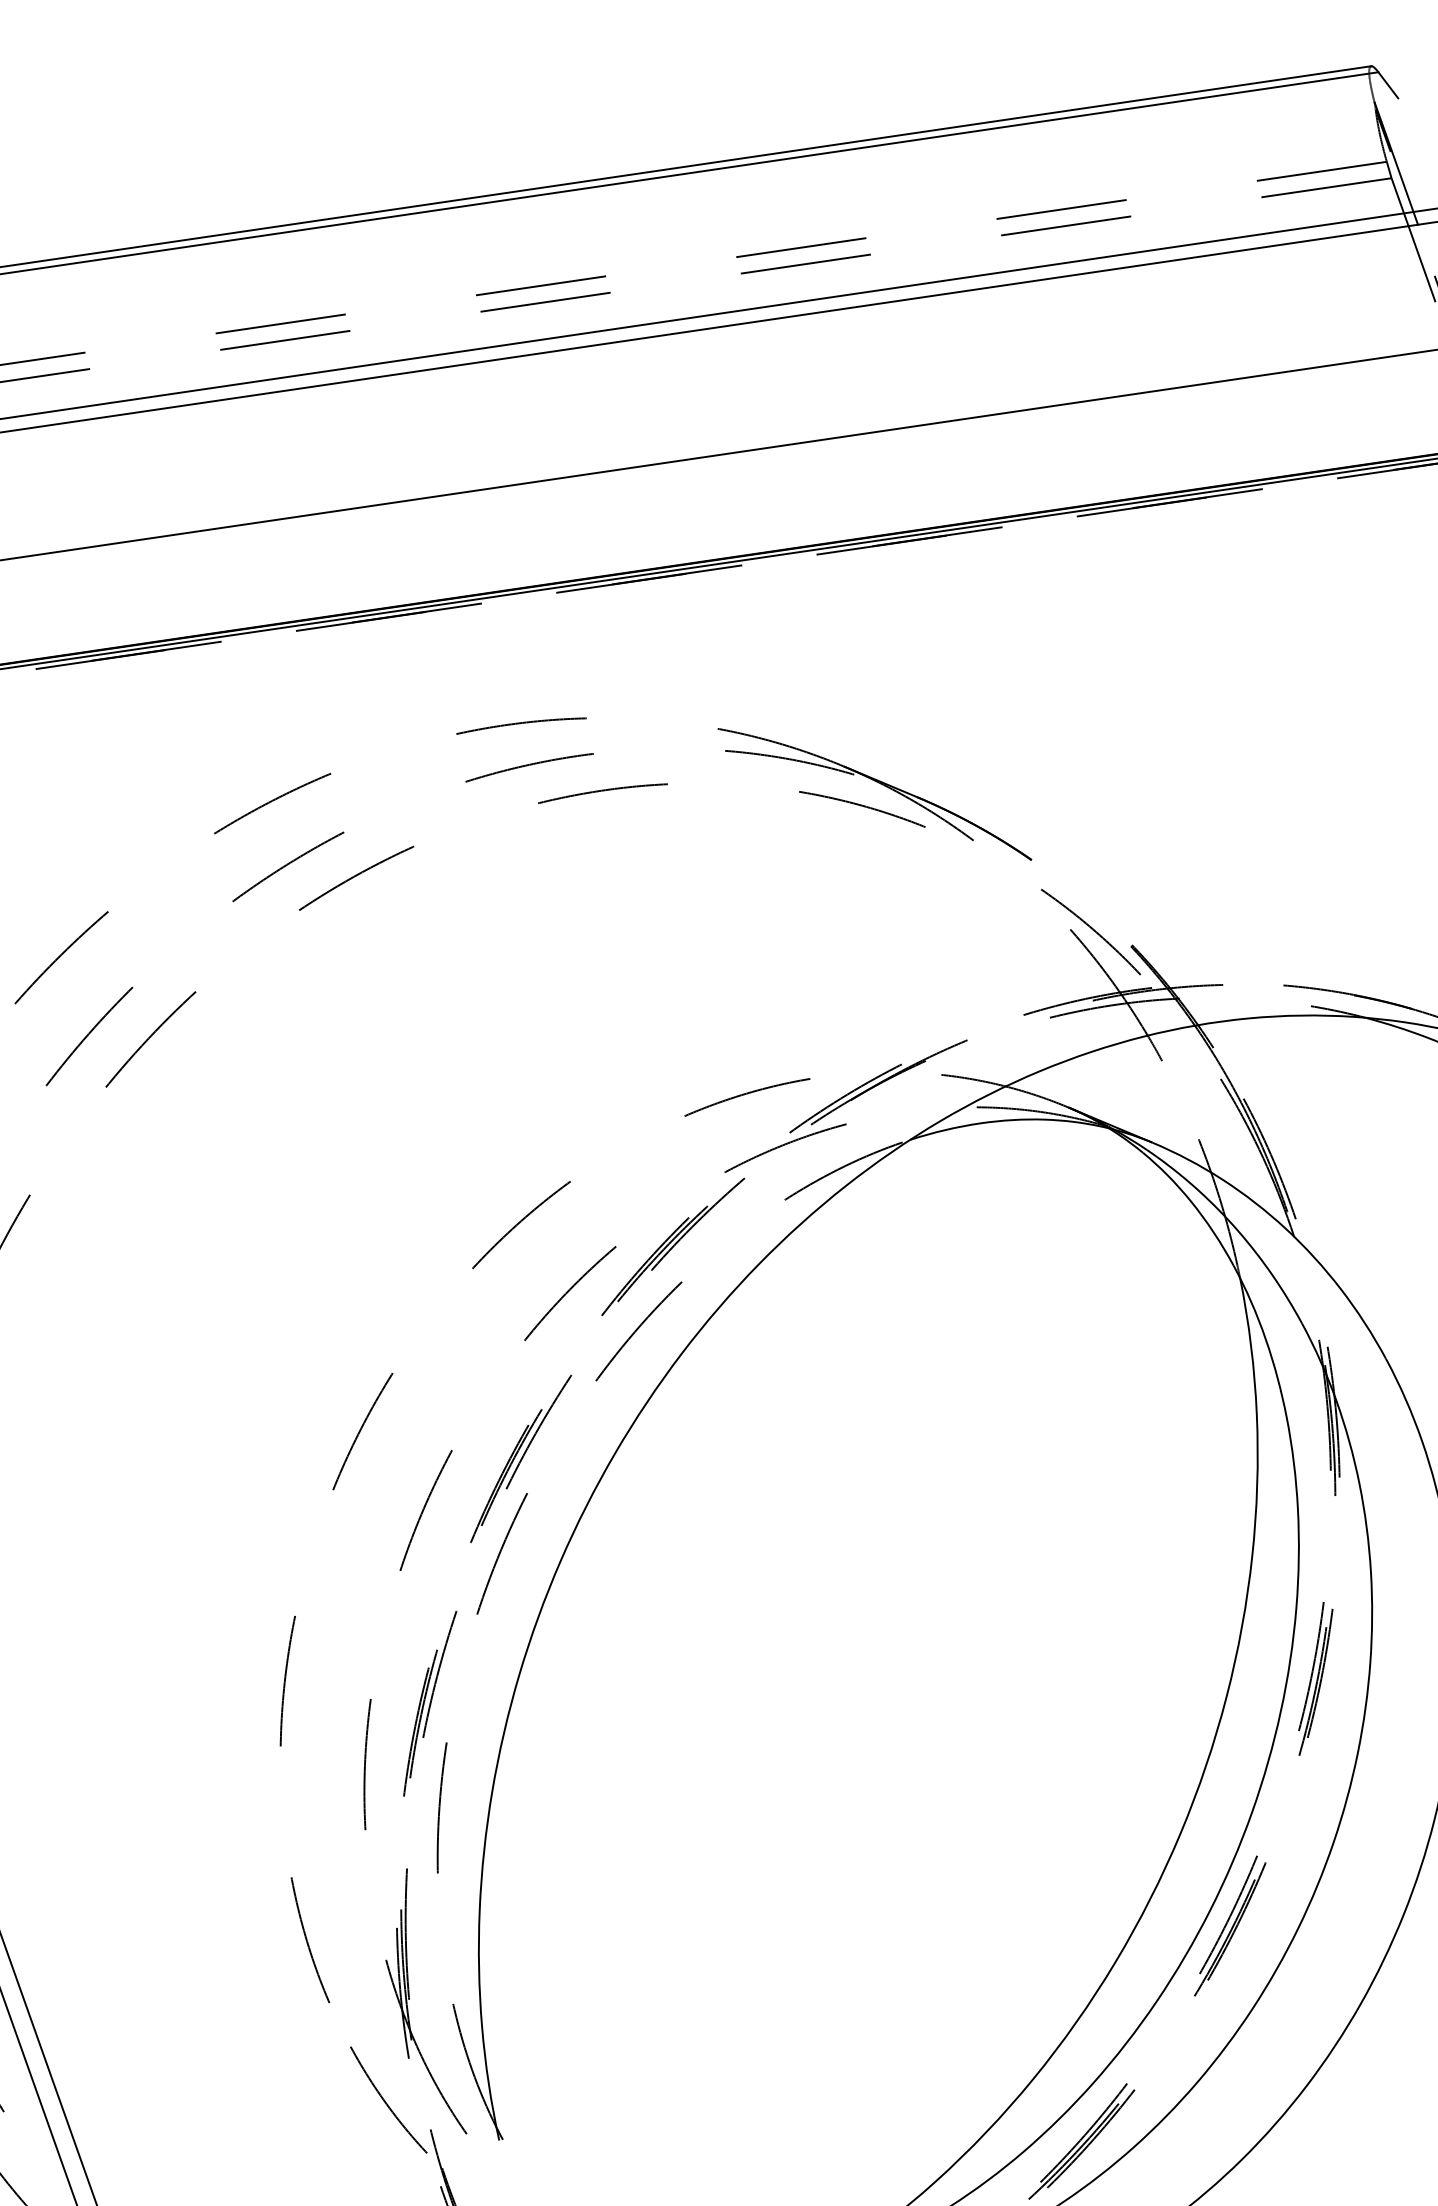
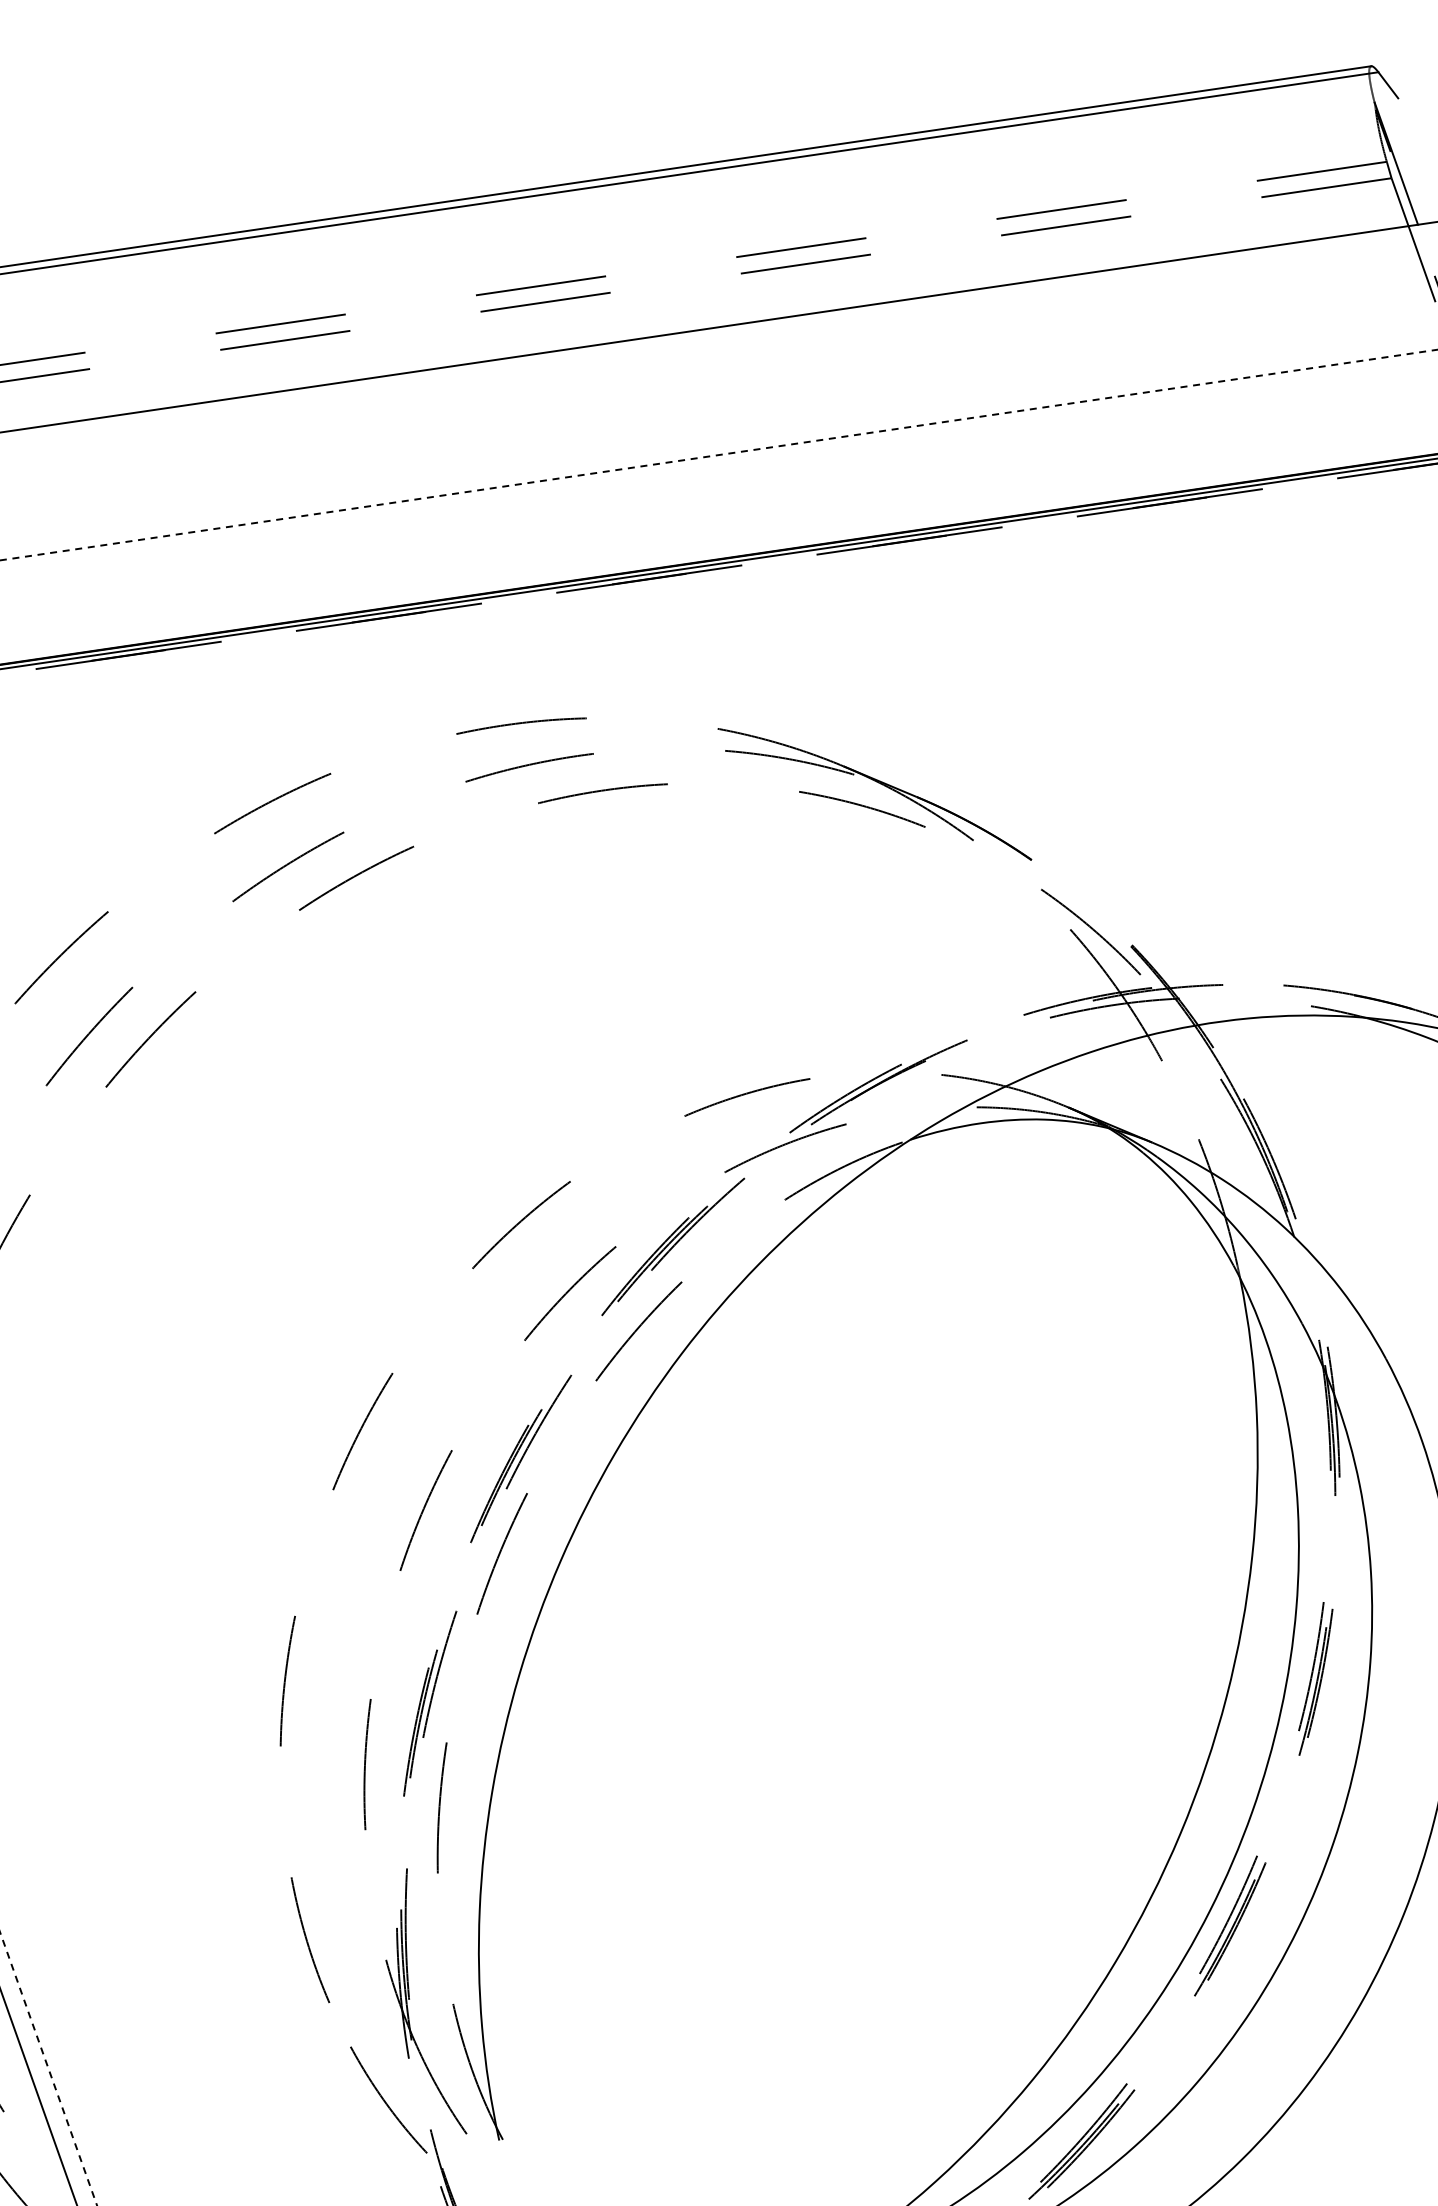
line: present -> none (718, 313)
line: solid -> dashed (718, 455)
line: solid -> dashed (48, 2068)
